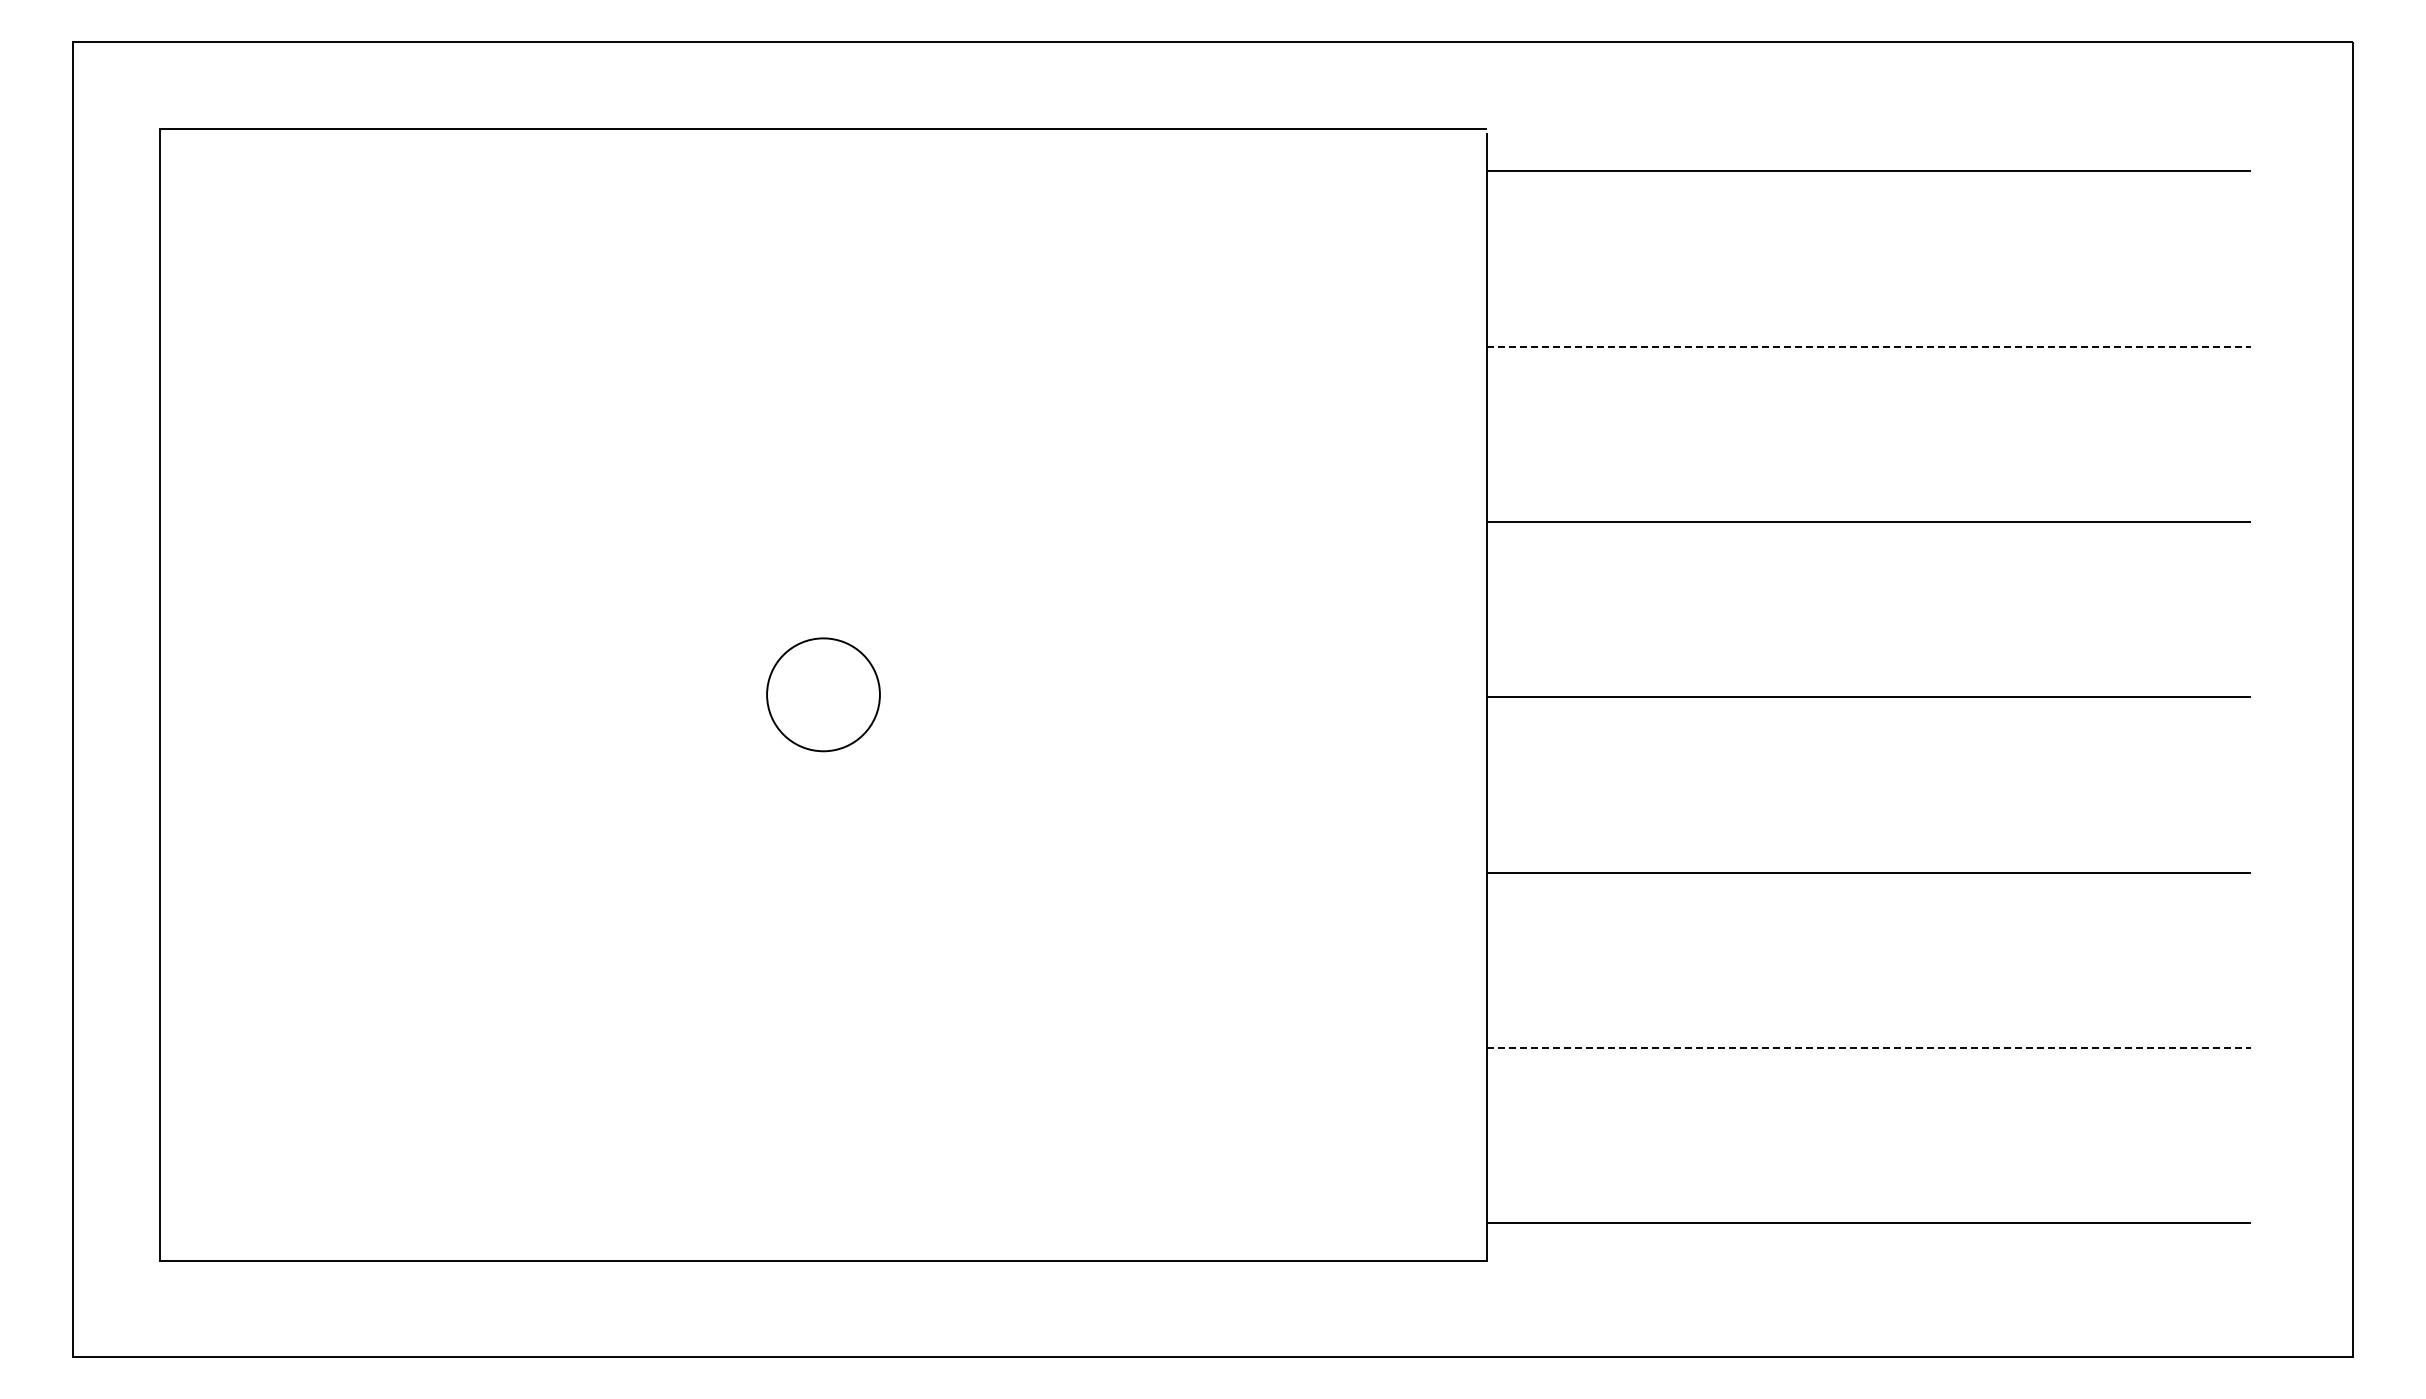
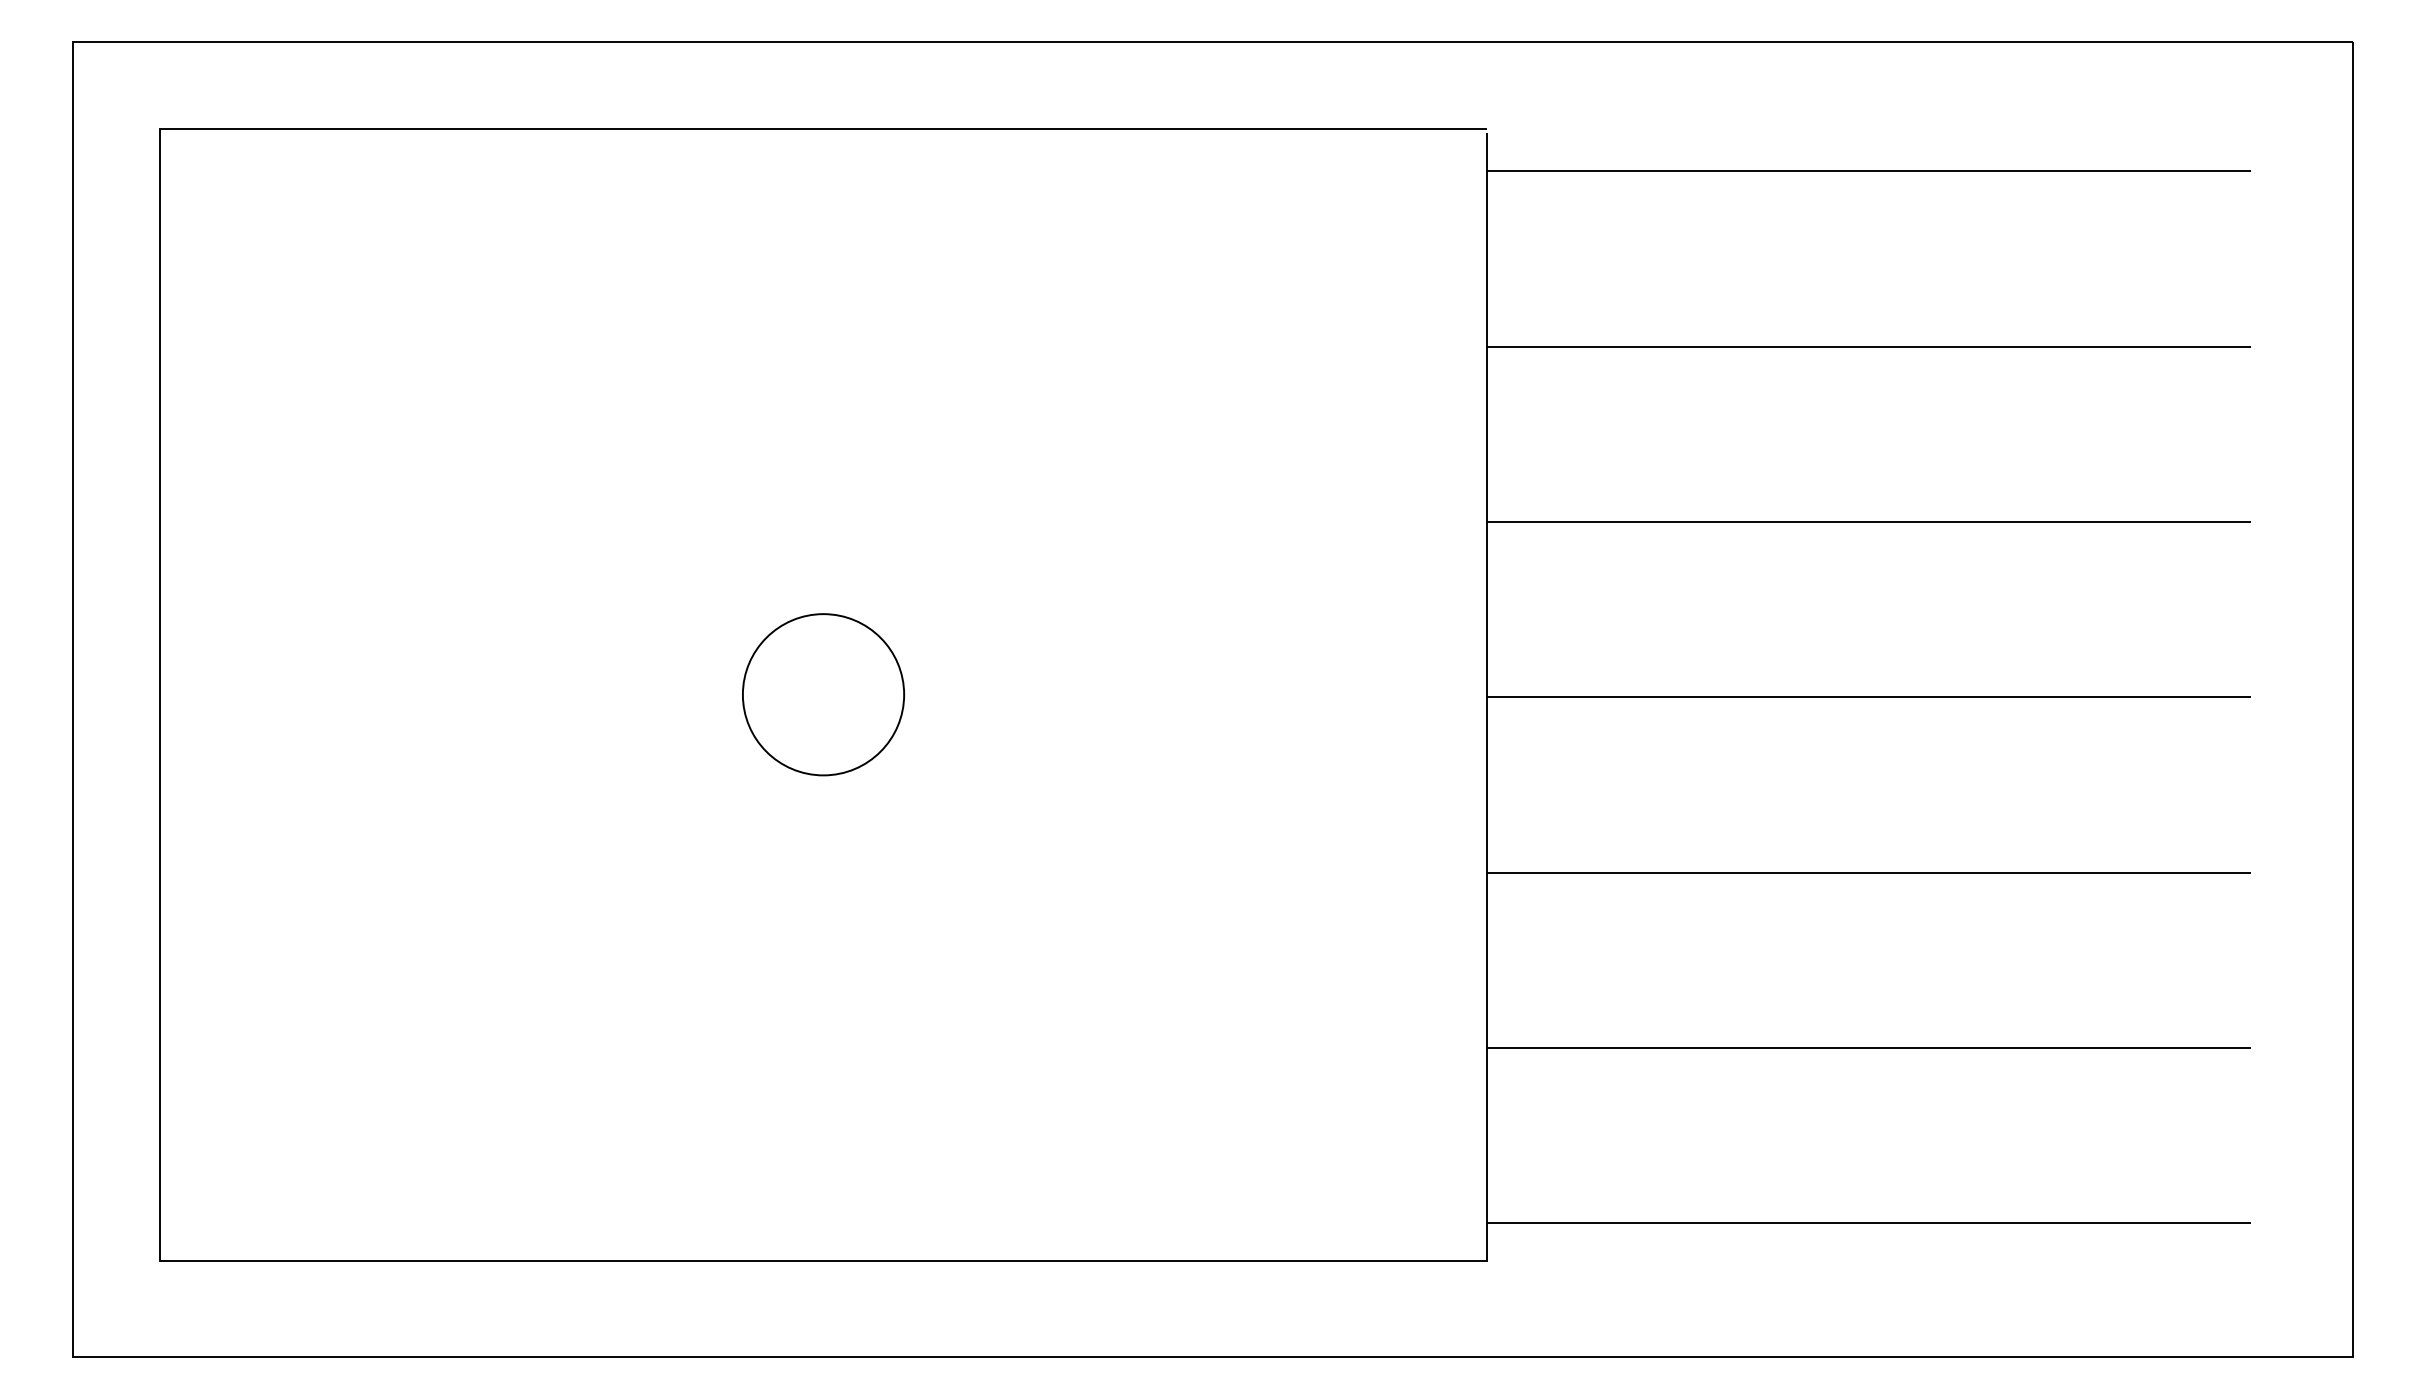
line: dashed -> solid (1869, 346)
circle size: 115x116 px -> 163x164 px (823, 694)
line: dashed -> solid (1869, 1047)
